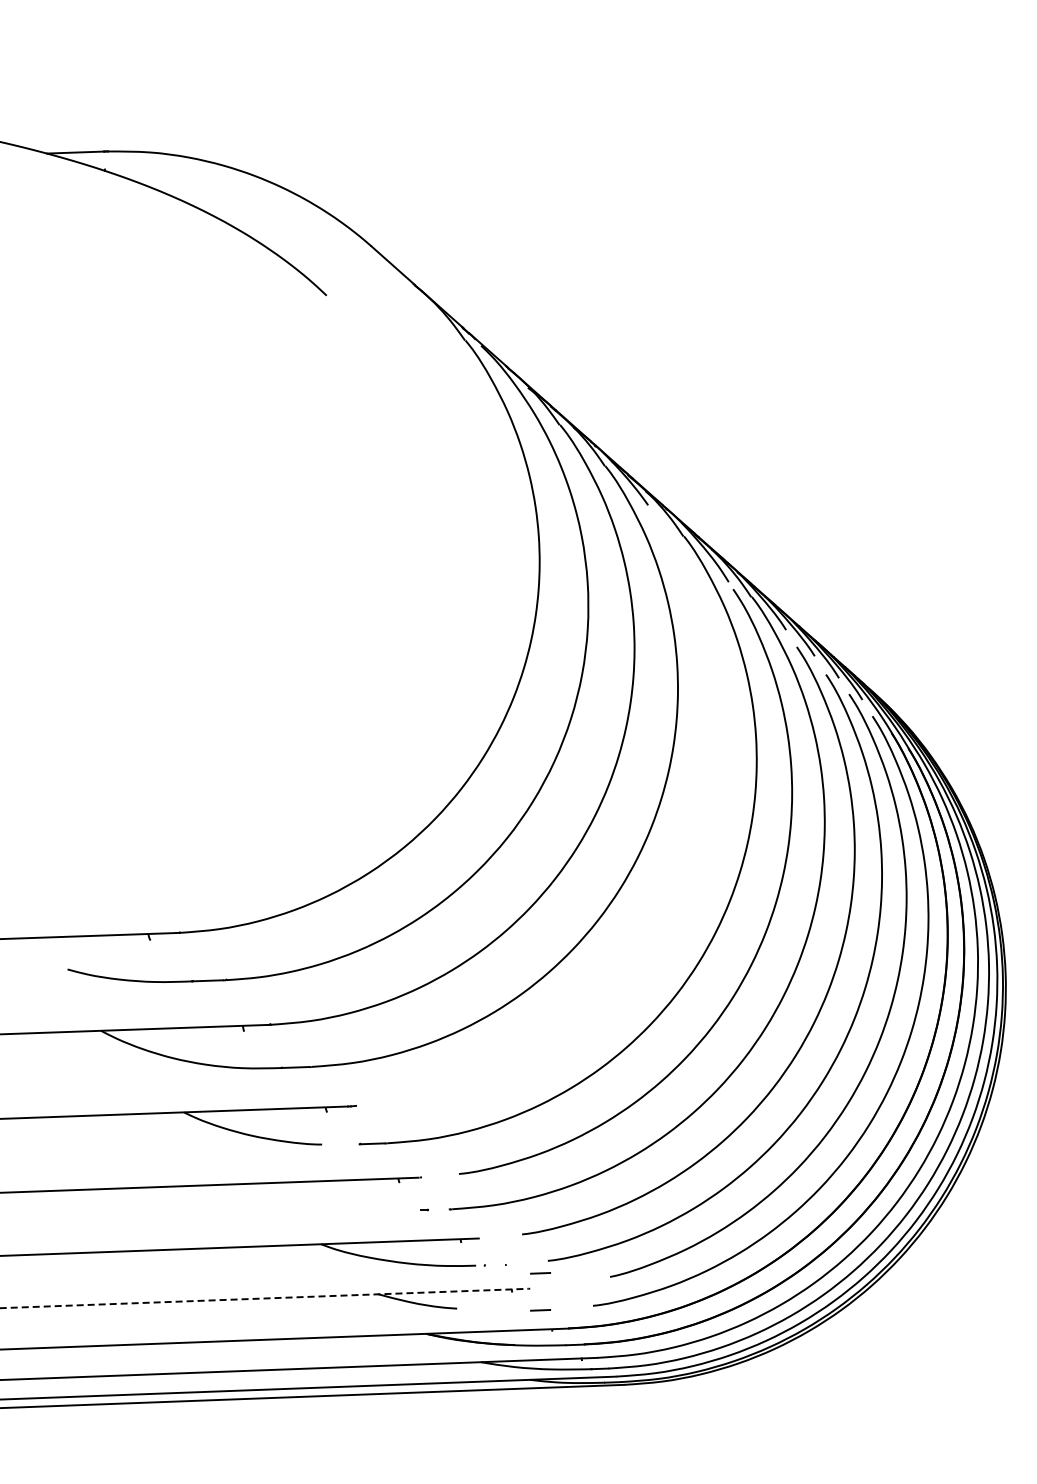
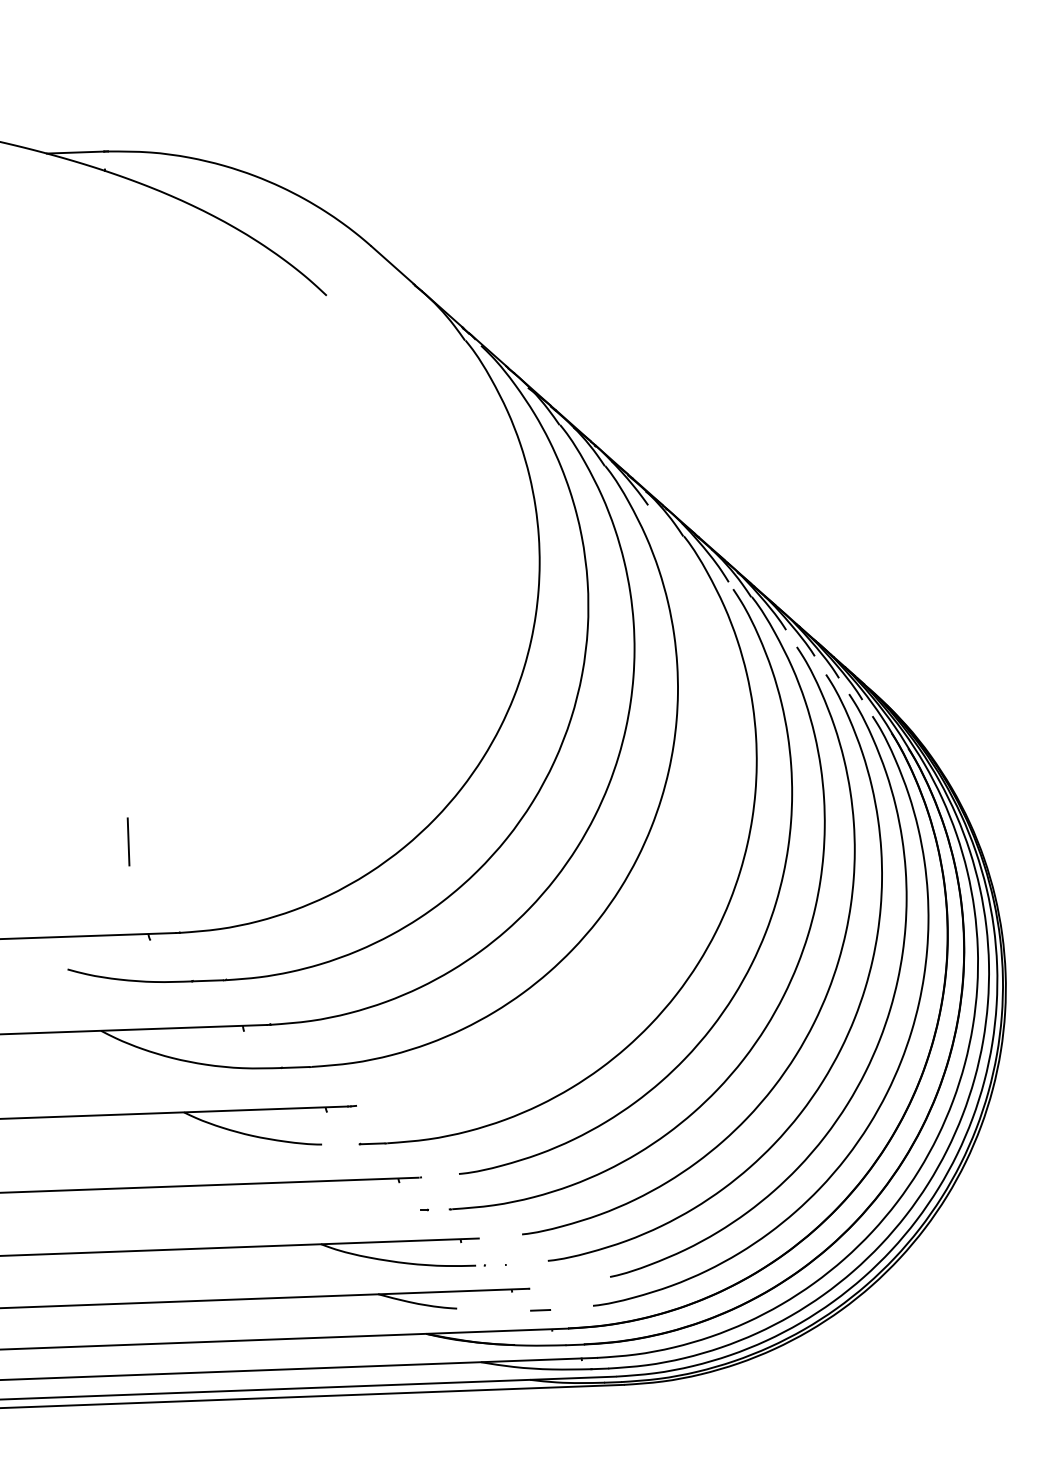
line: none -> present (128, 841)
line: present -> none (540, 1273)
line: dashed -> solid (264, 1298)
